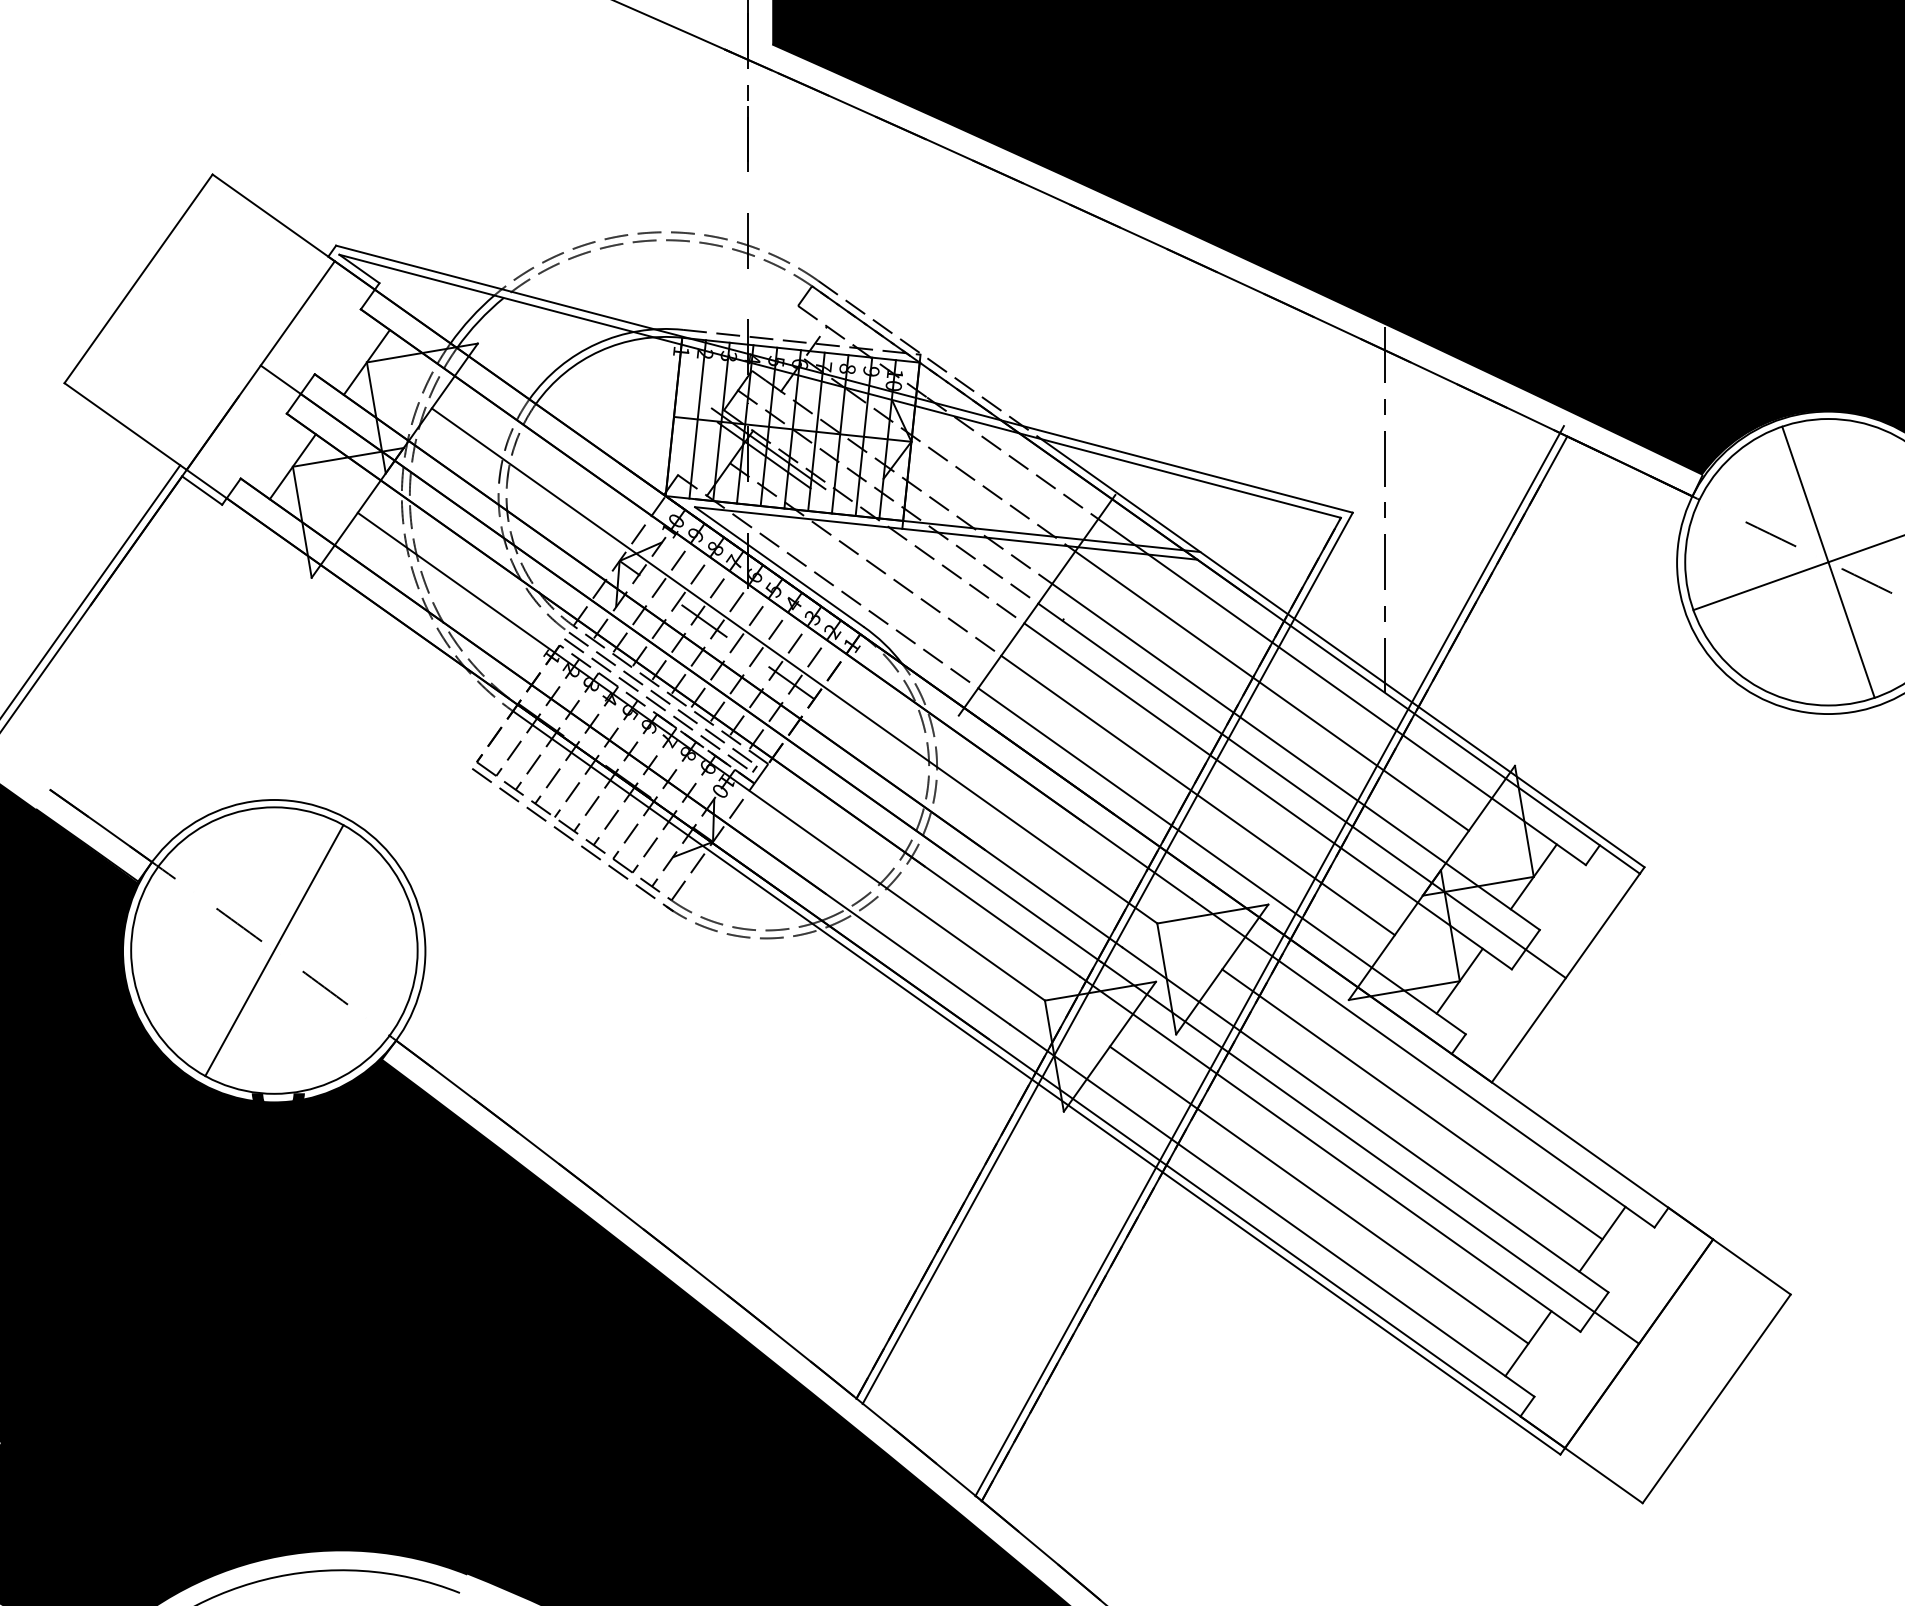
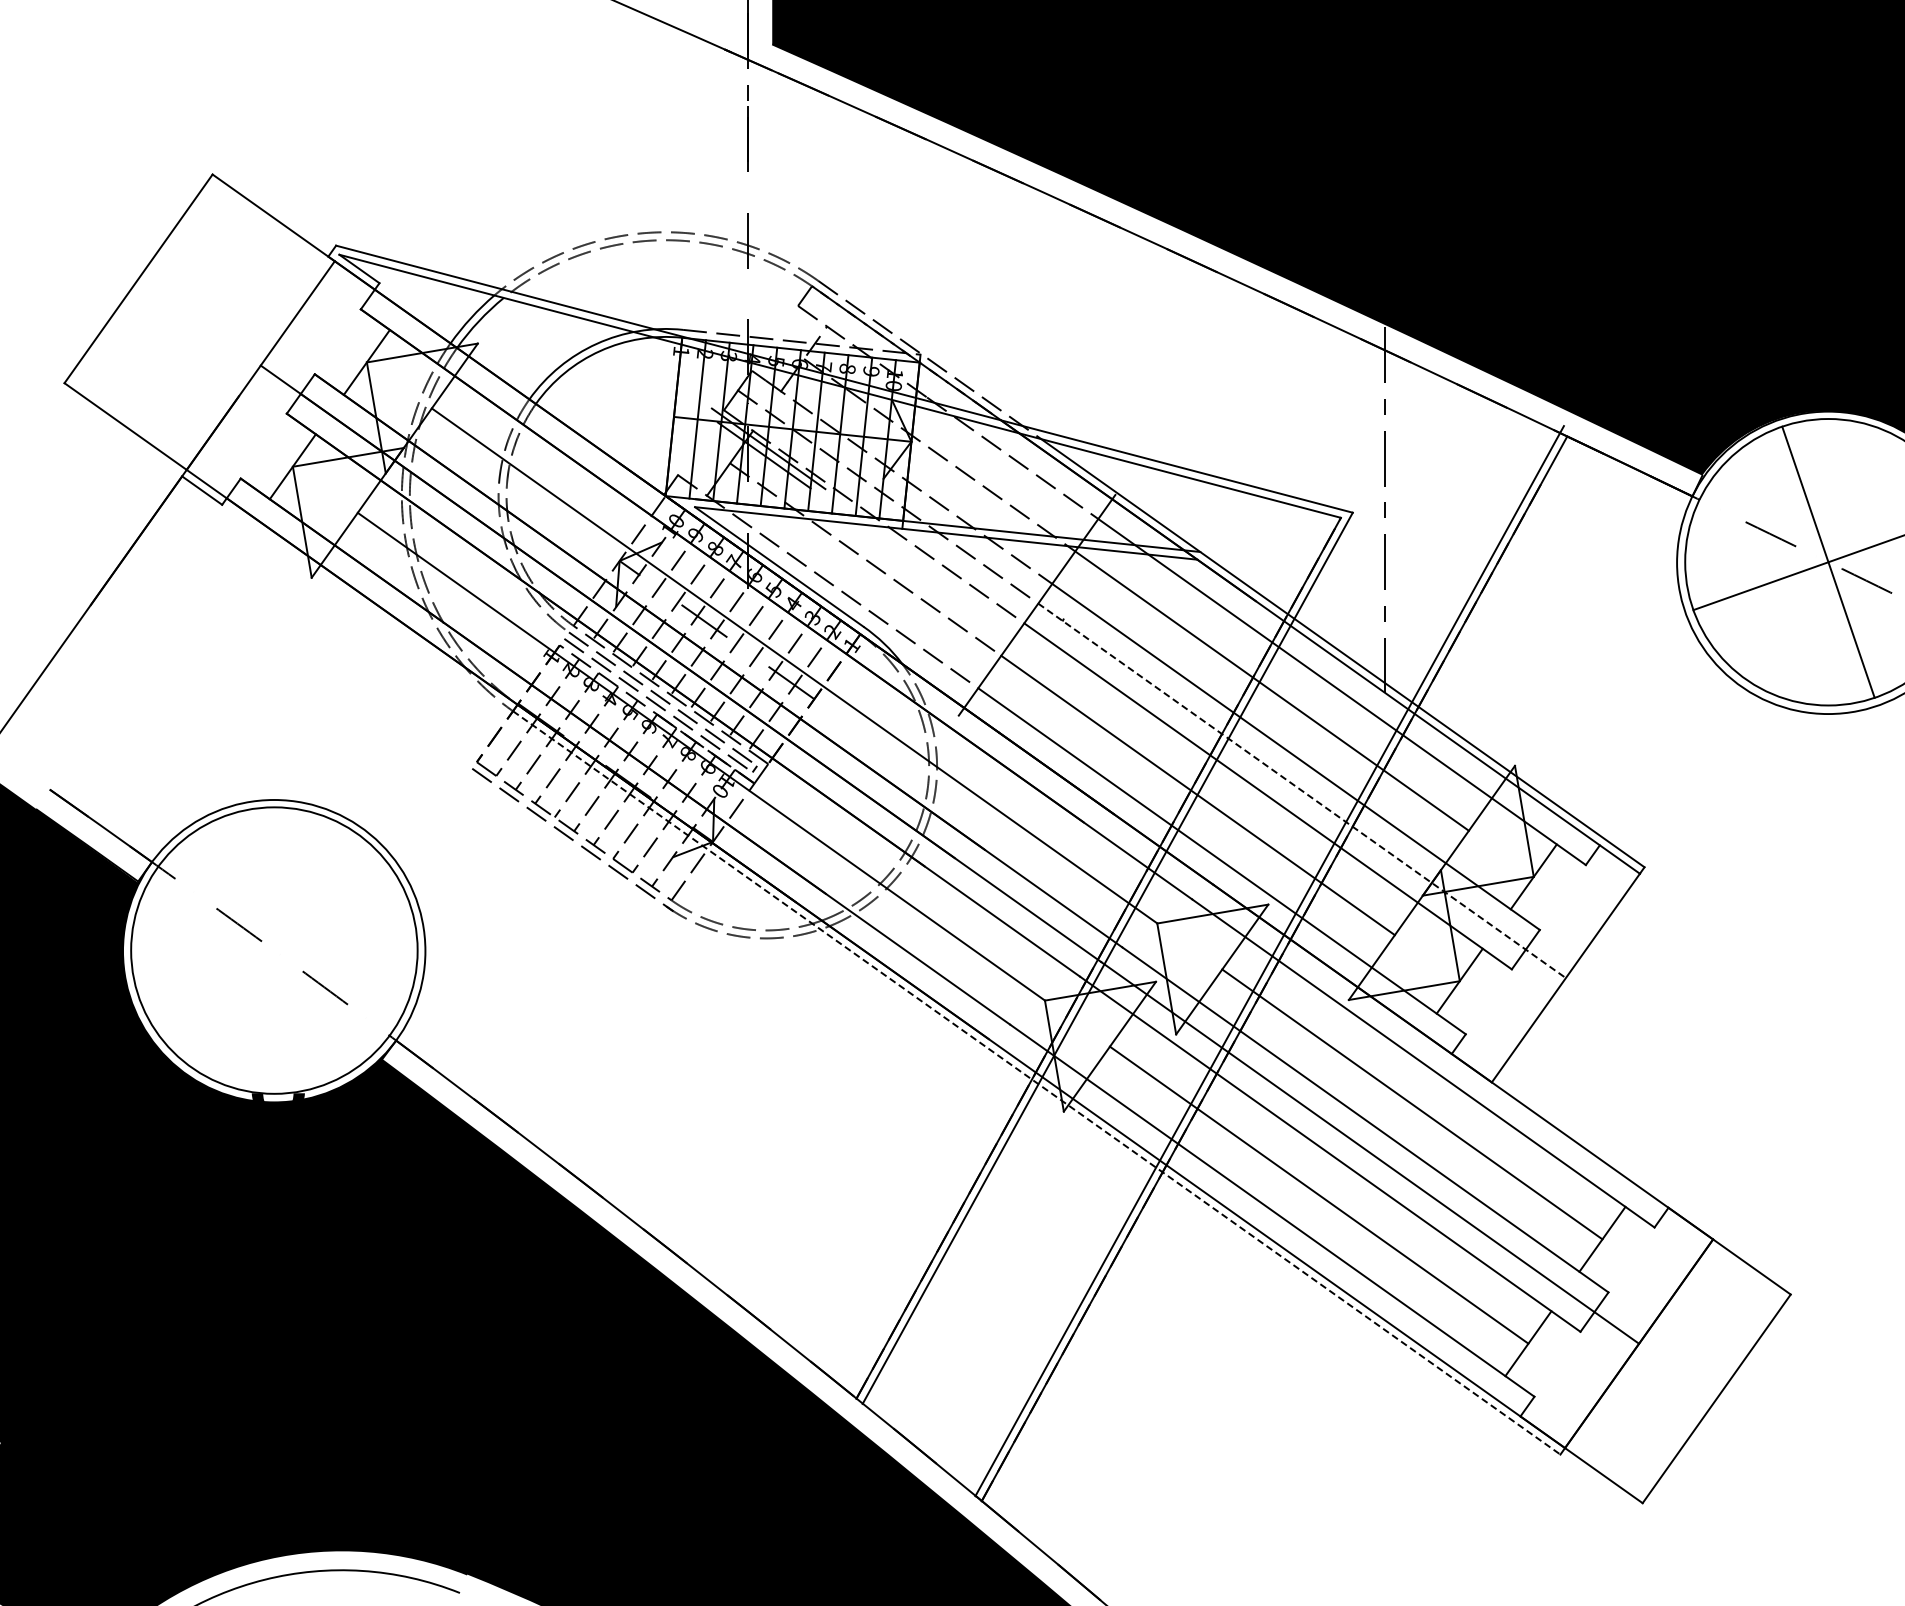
line: present -> none (91, 590)
line: solid -> dashed (1302, 791)
line: present -> none (274, 950)
line: solid -> dashed (1037, 1083)
